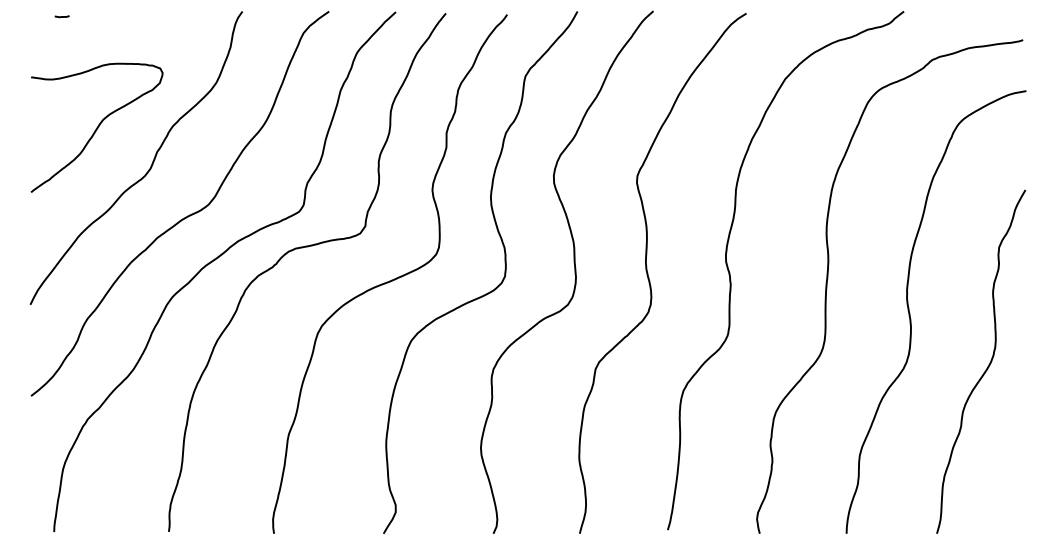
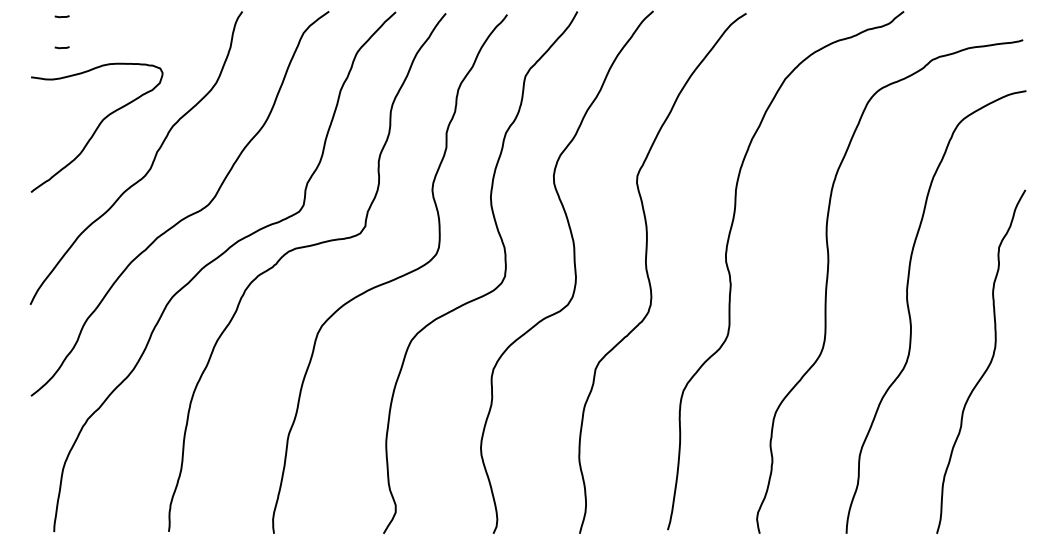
line: none -> present (61, 47)
